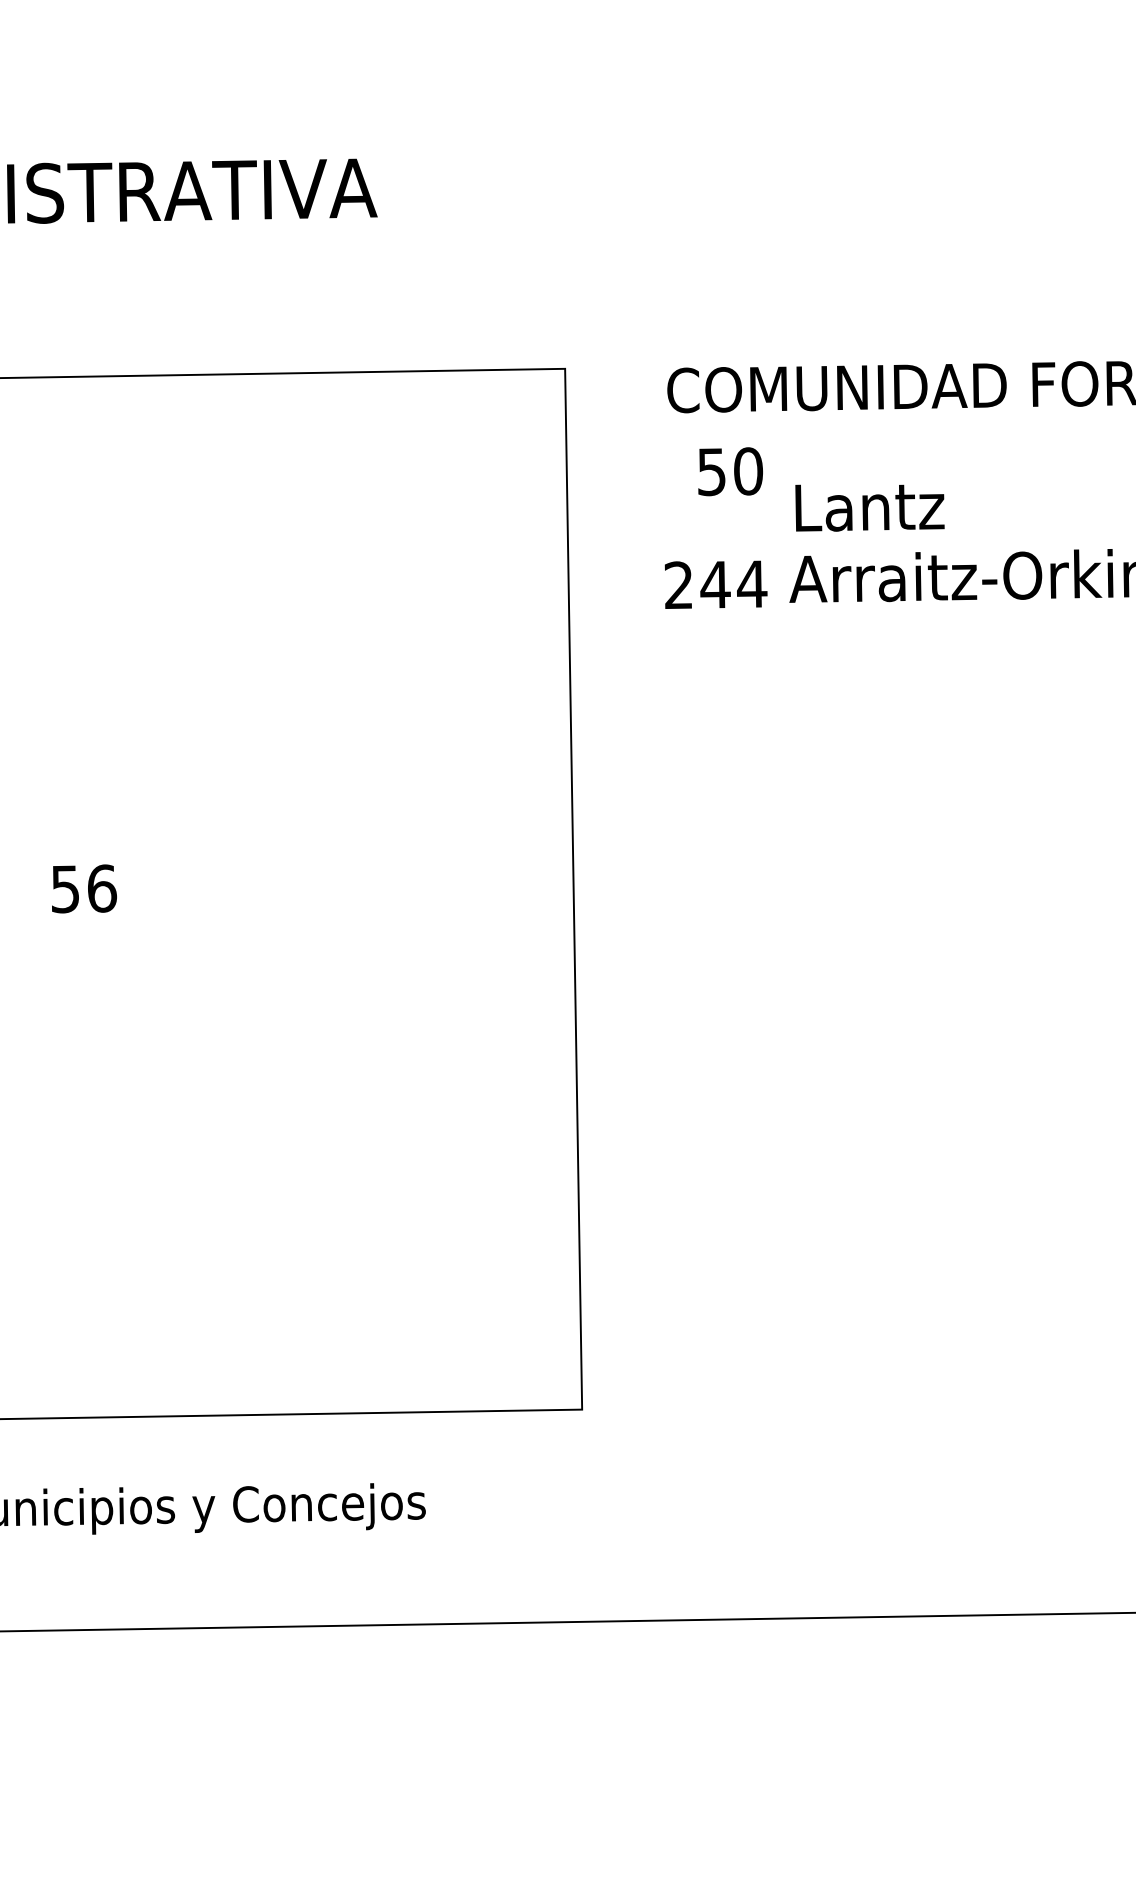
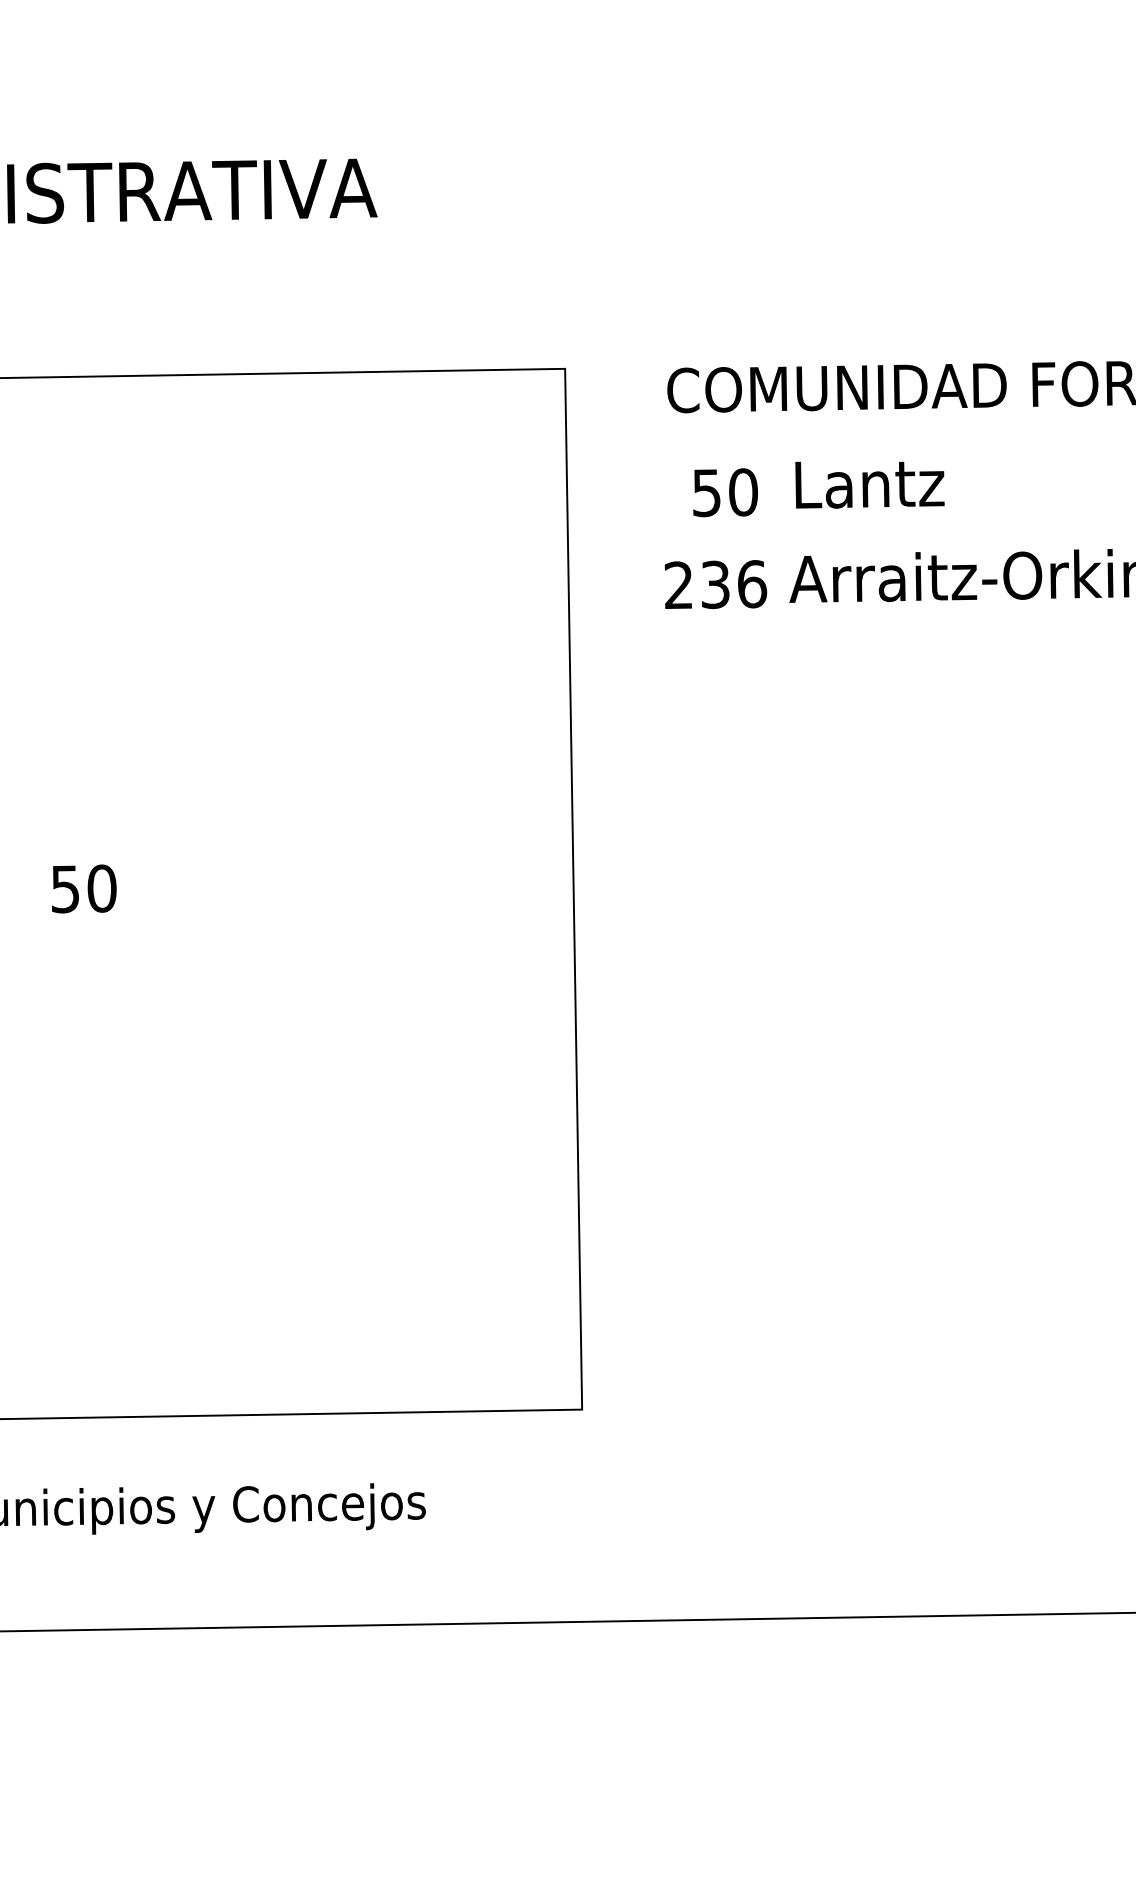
text position: (730, 471) -> (725, 492) (725, 492)
text position: (869, 507) -> (869, 484) (869, 484)
text: 244 -> 236 (733, 584)
text: 56 -> 50 (101, 888)
